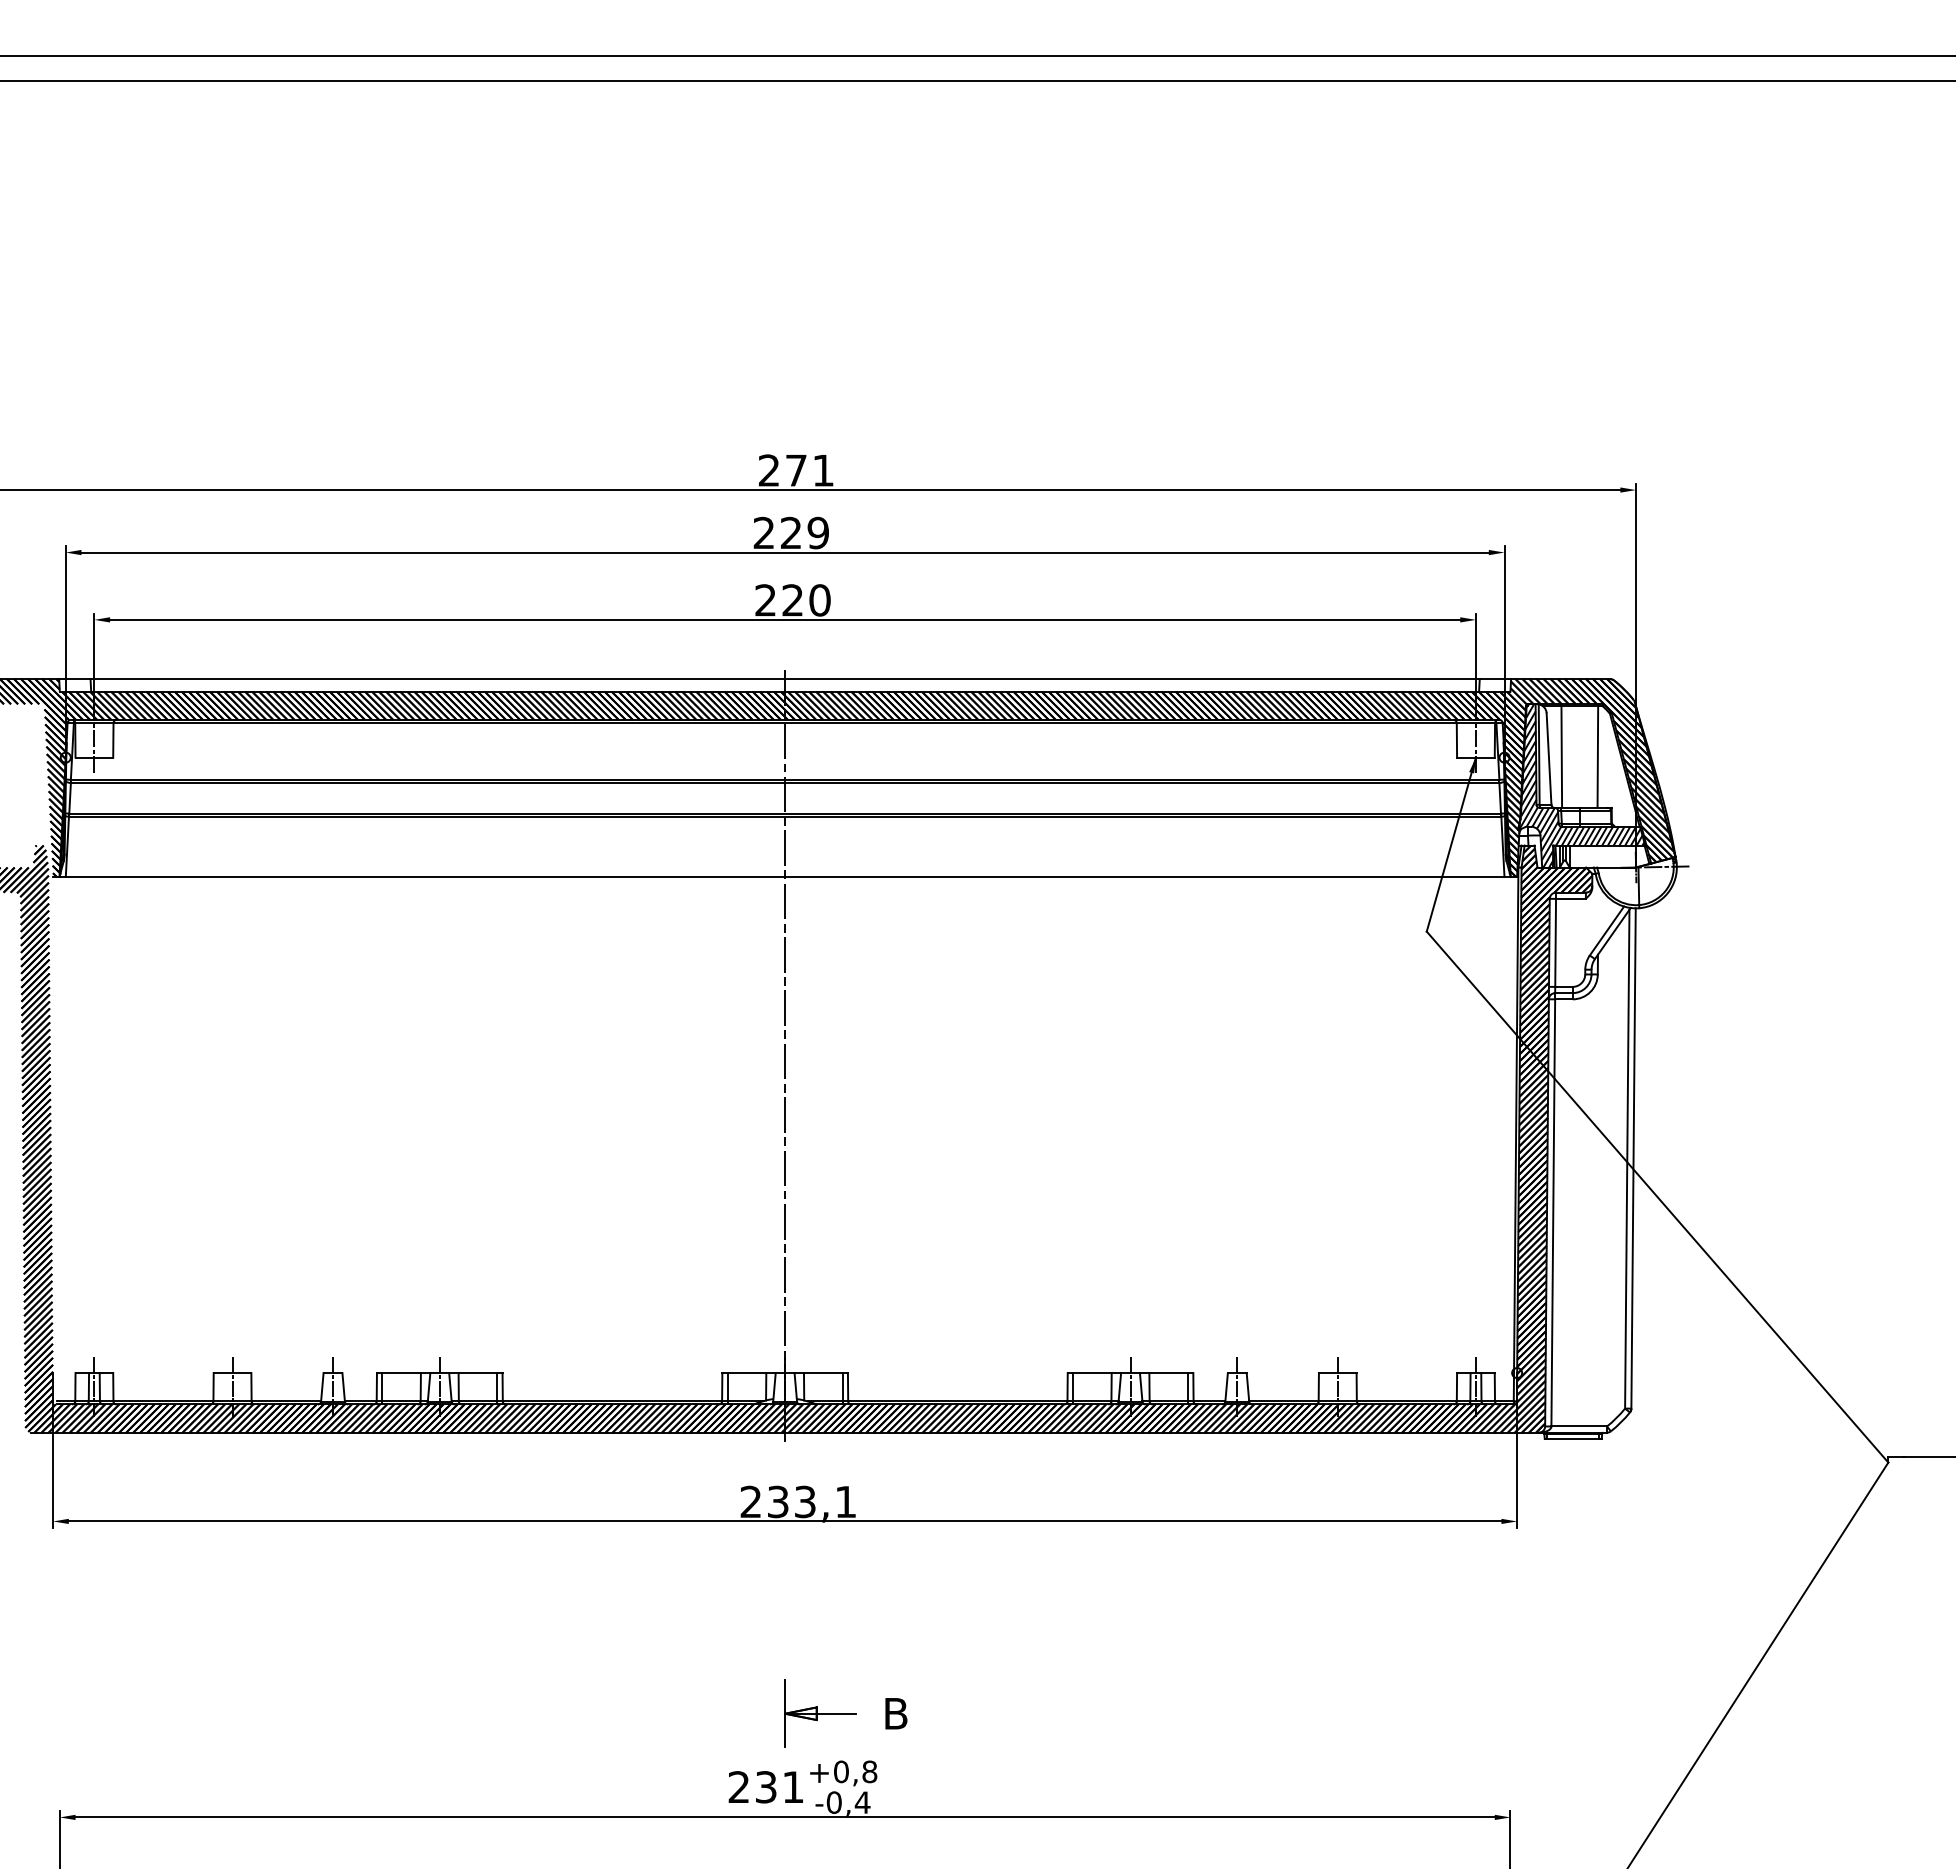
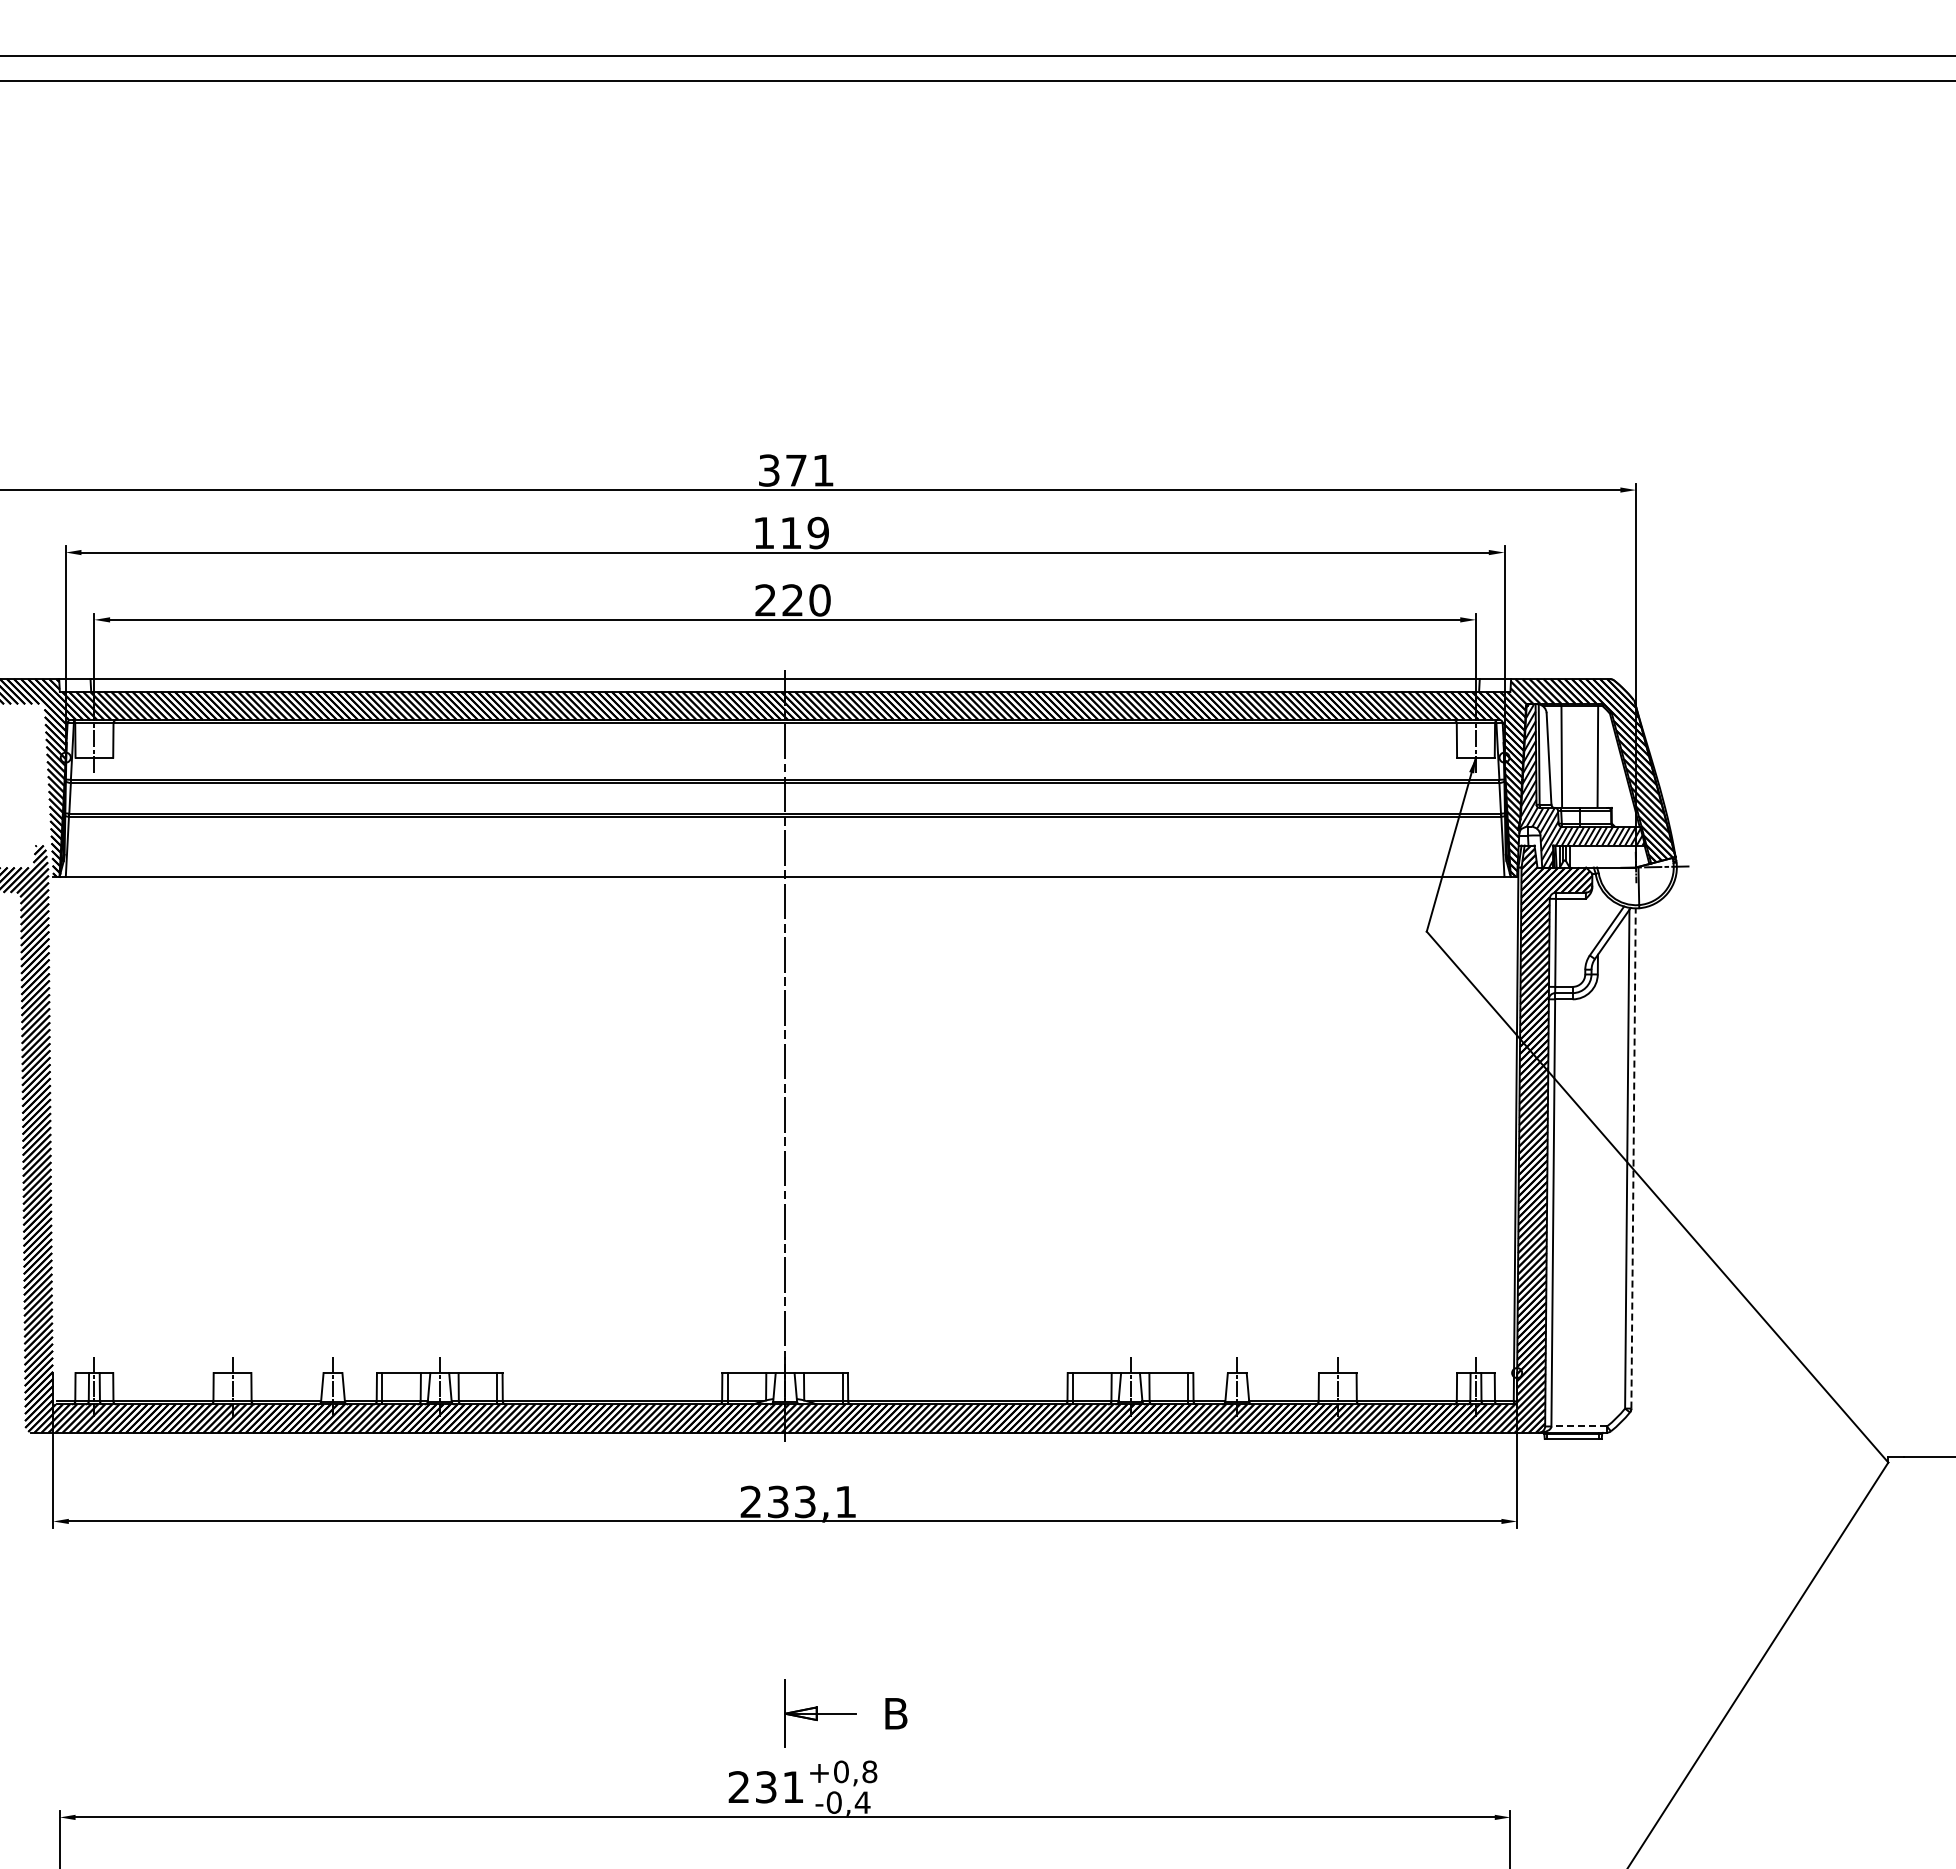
text: 271 -> 371 (769, 470)
text: 229 -> 119 (776, 532)
line: solid -> dashed (1633, 1157)
line: solid -> dashed (1579, 1426)
